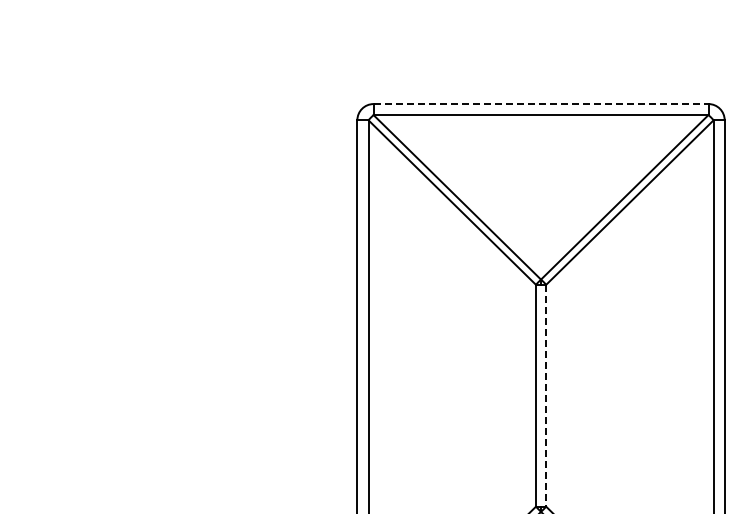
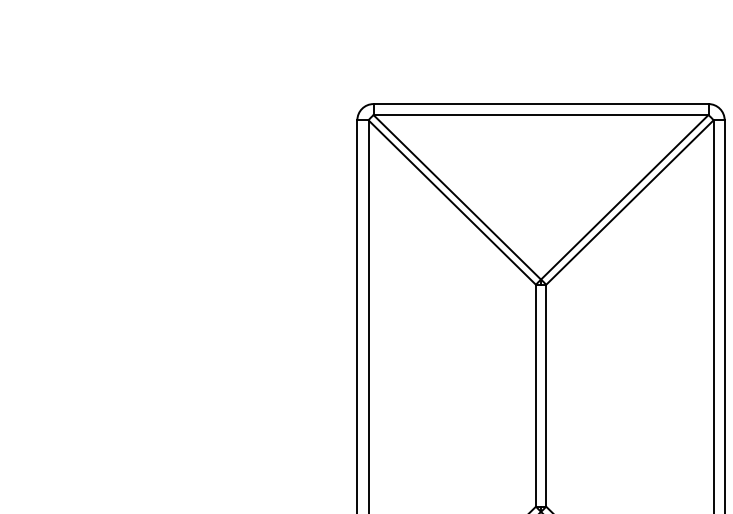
line: dashed -> solid (541, 104)
line: dashed -> solid (546, 395)
